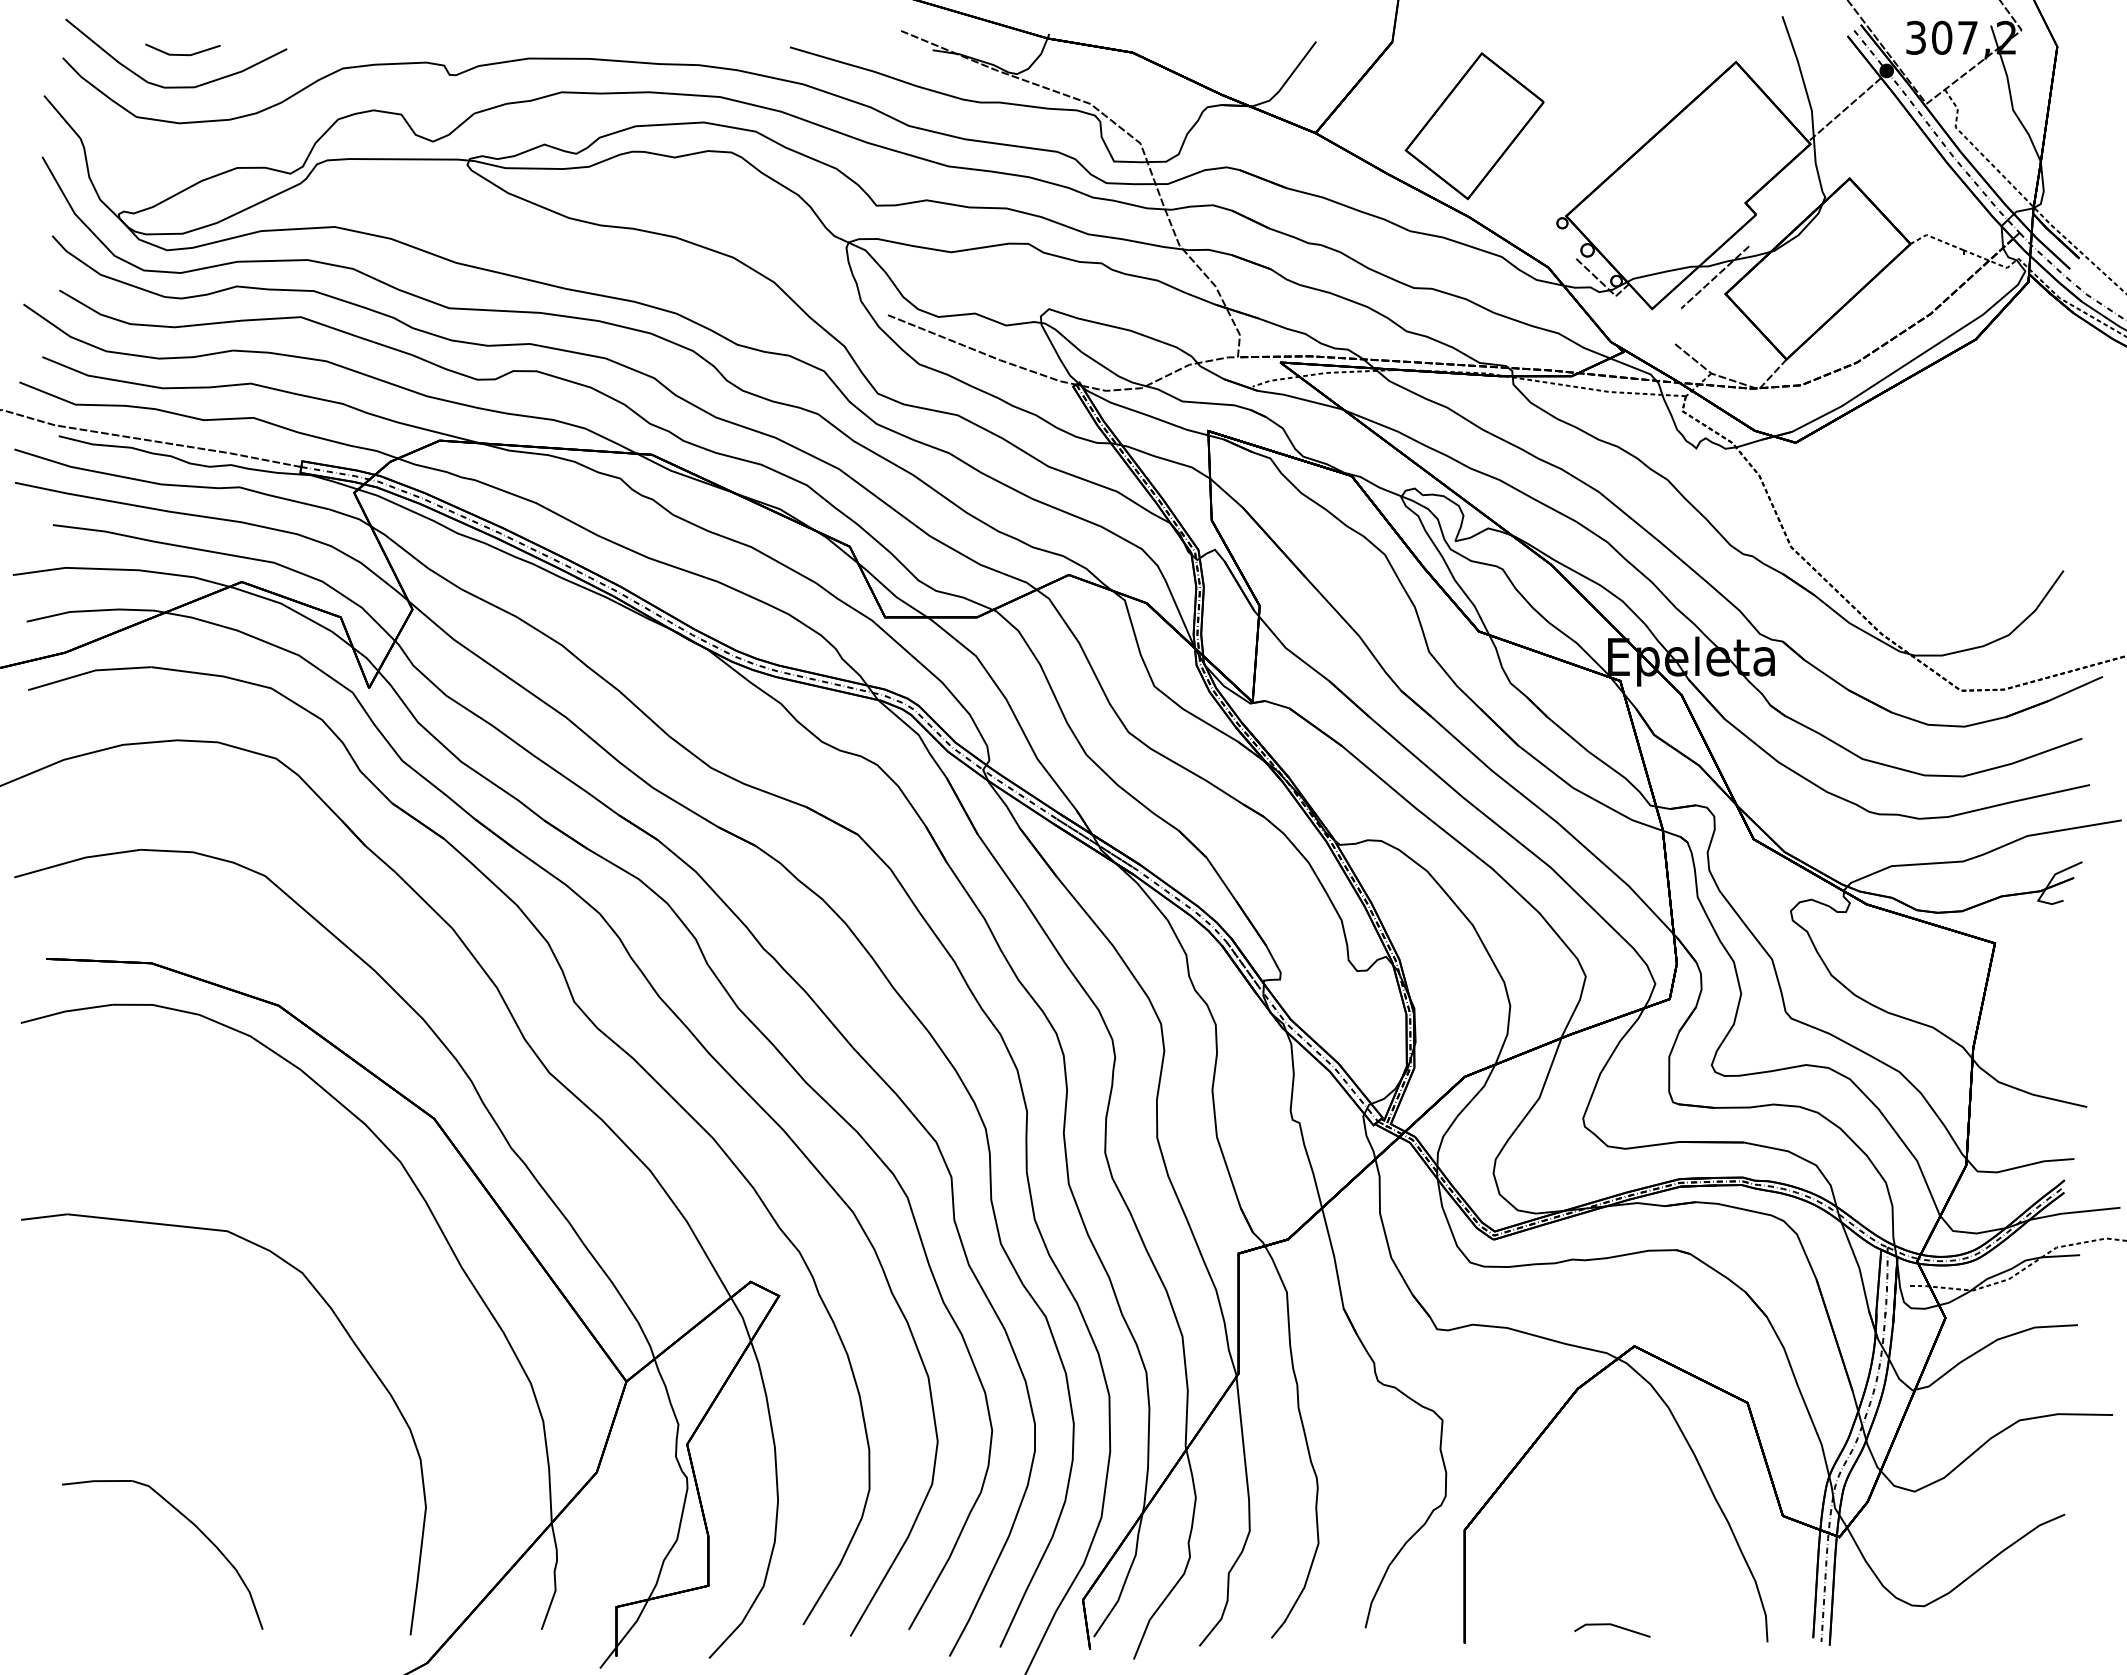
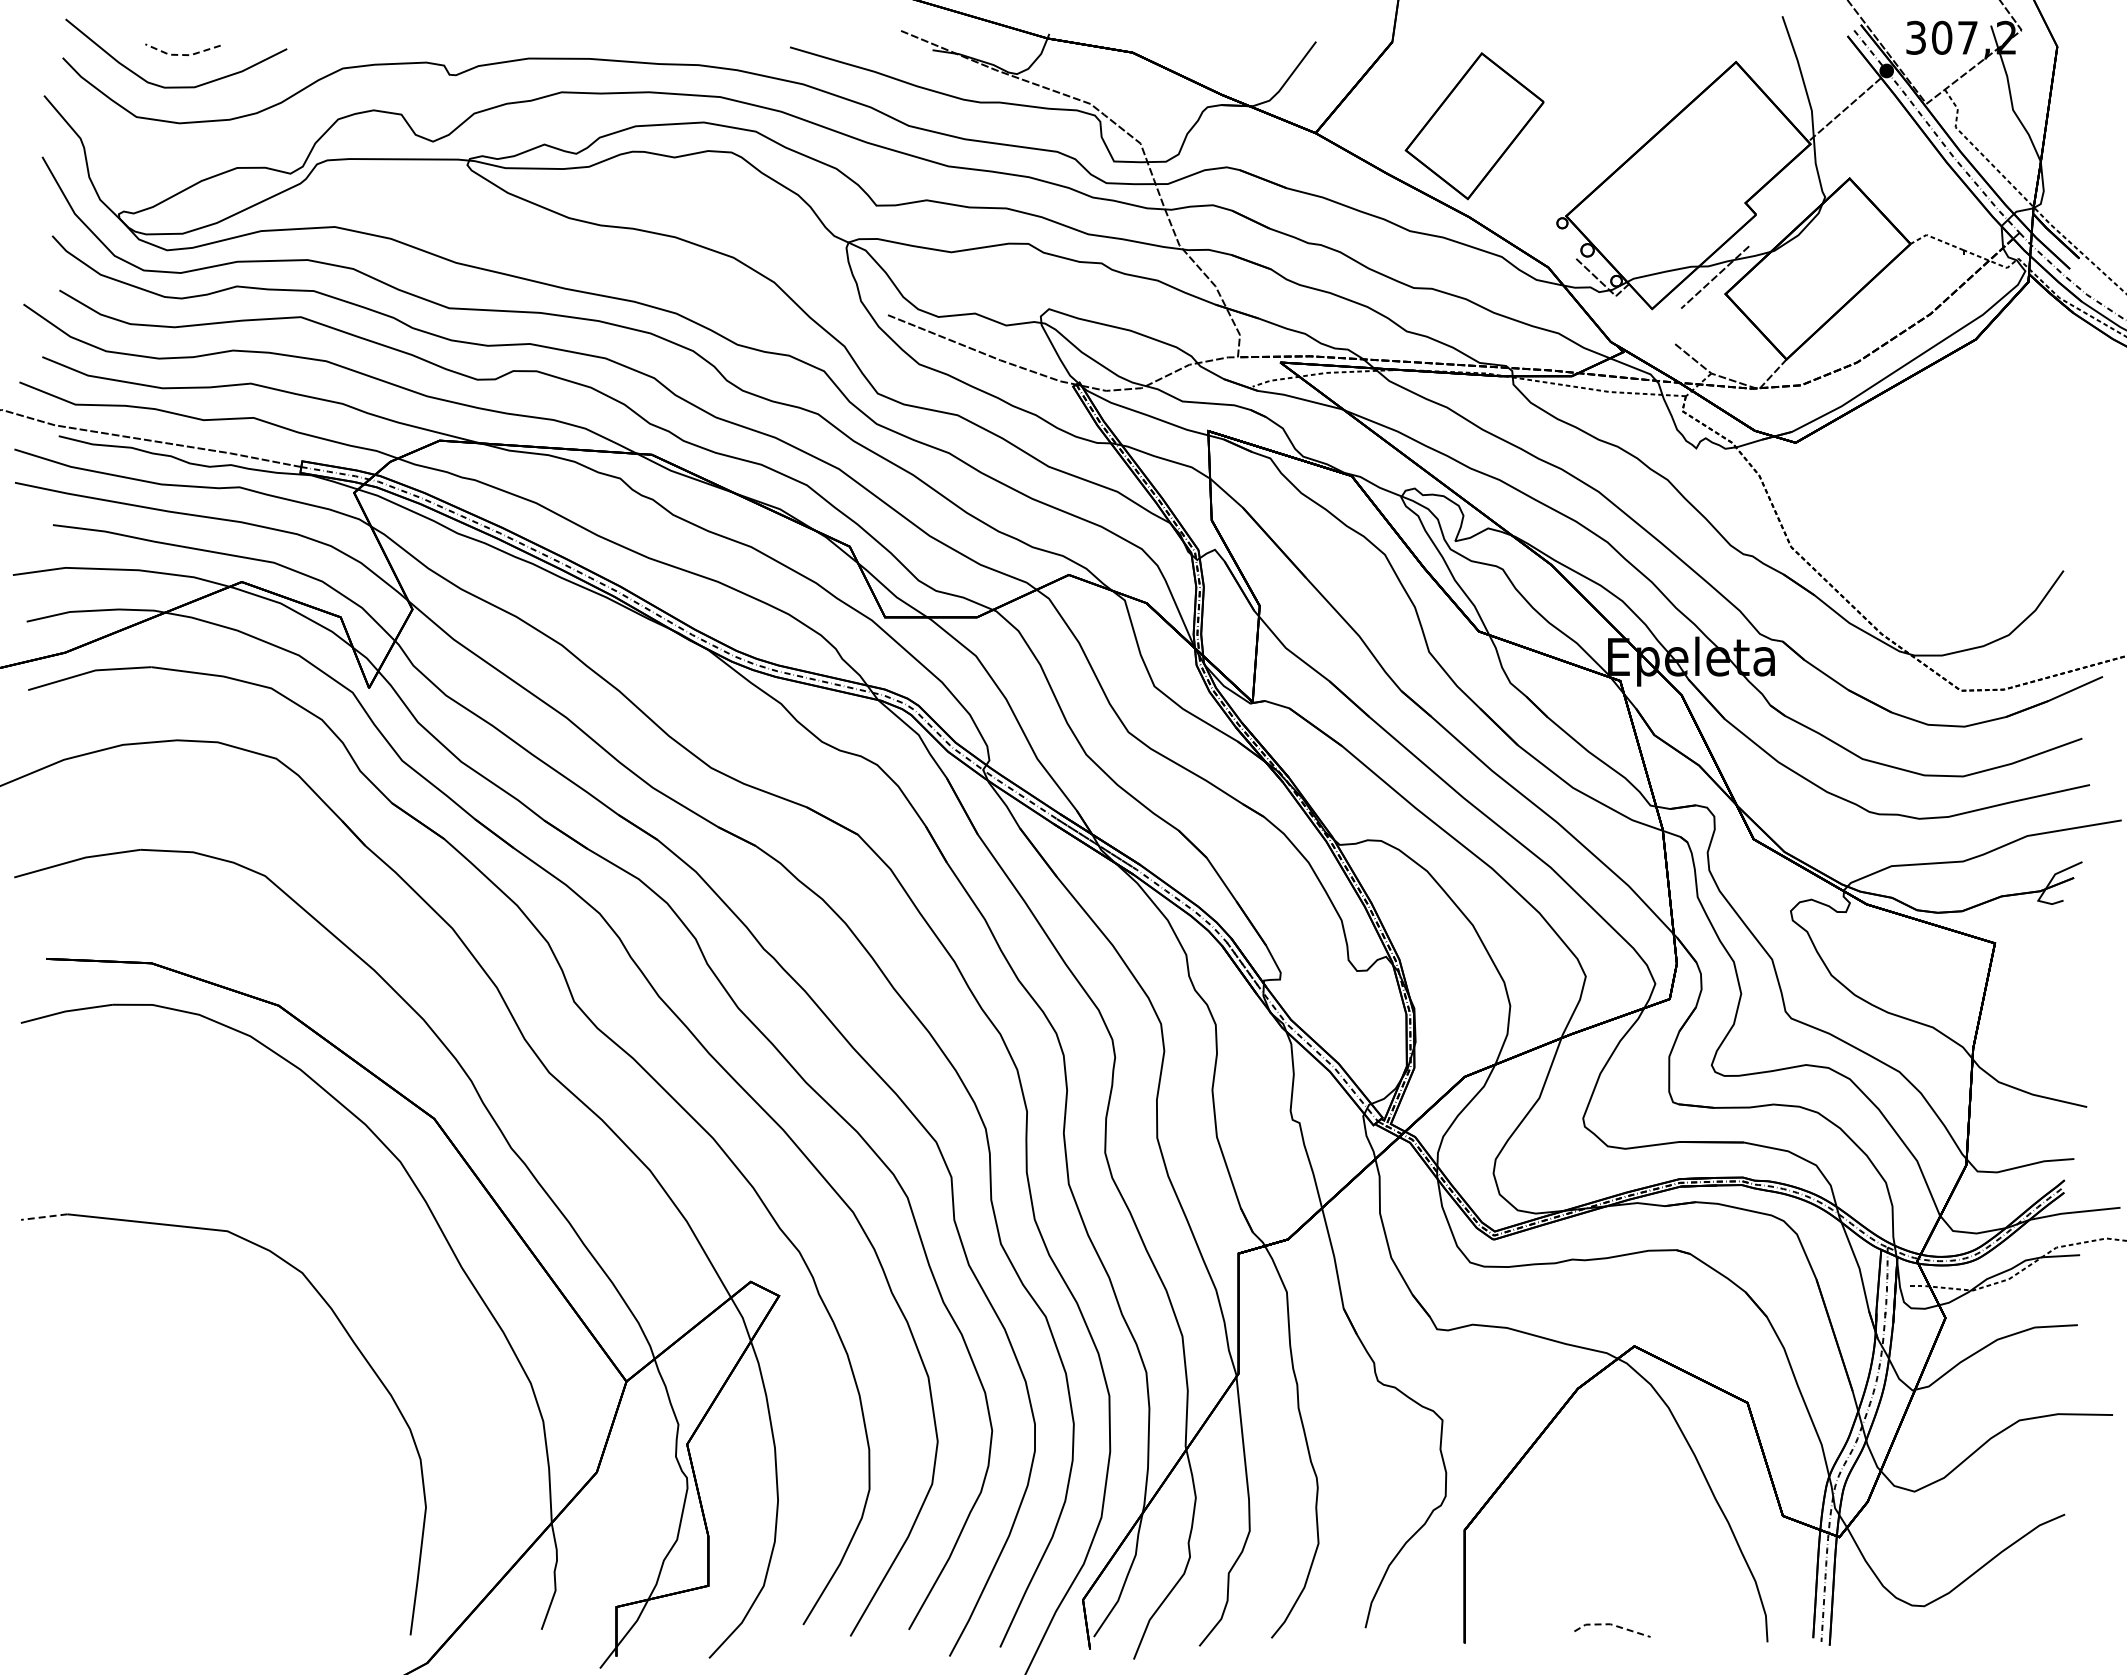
line: solid -> dashed (181, 55)
line: solid -> dashed (43, 1217)
part: present -> none (192, 1524)
line: solid -> dashed (1611, 1624)
